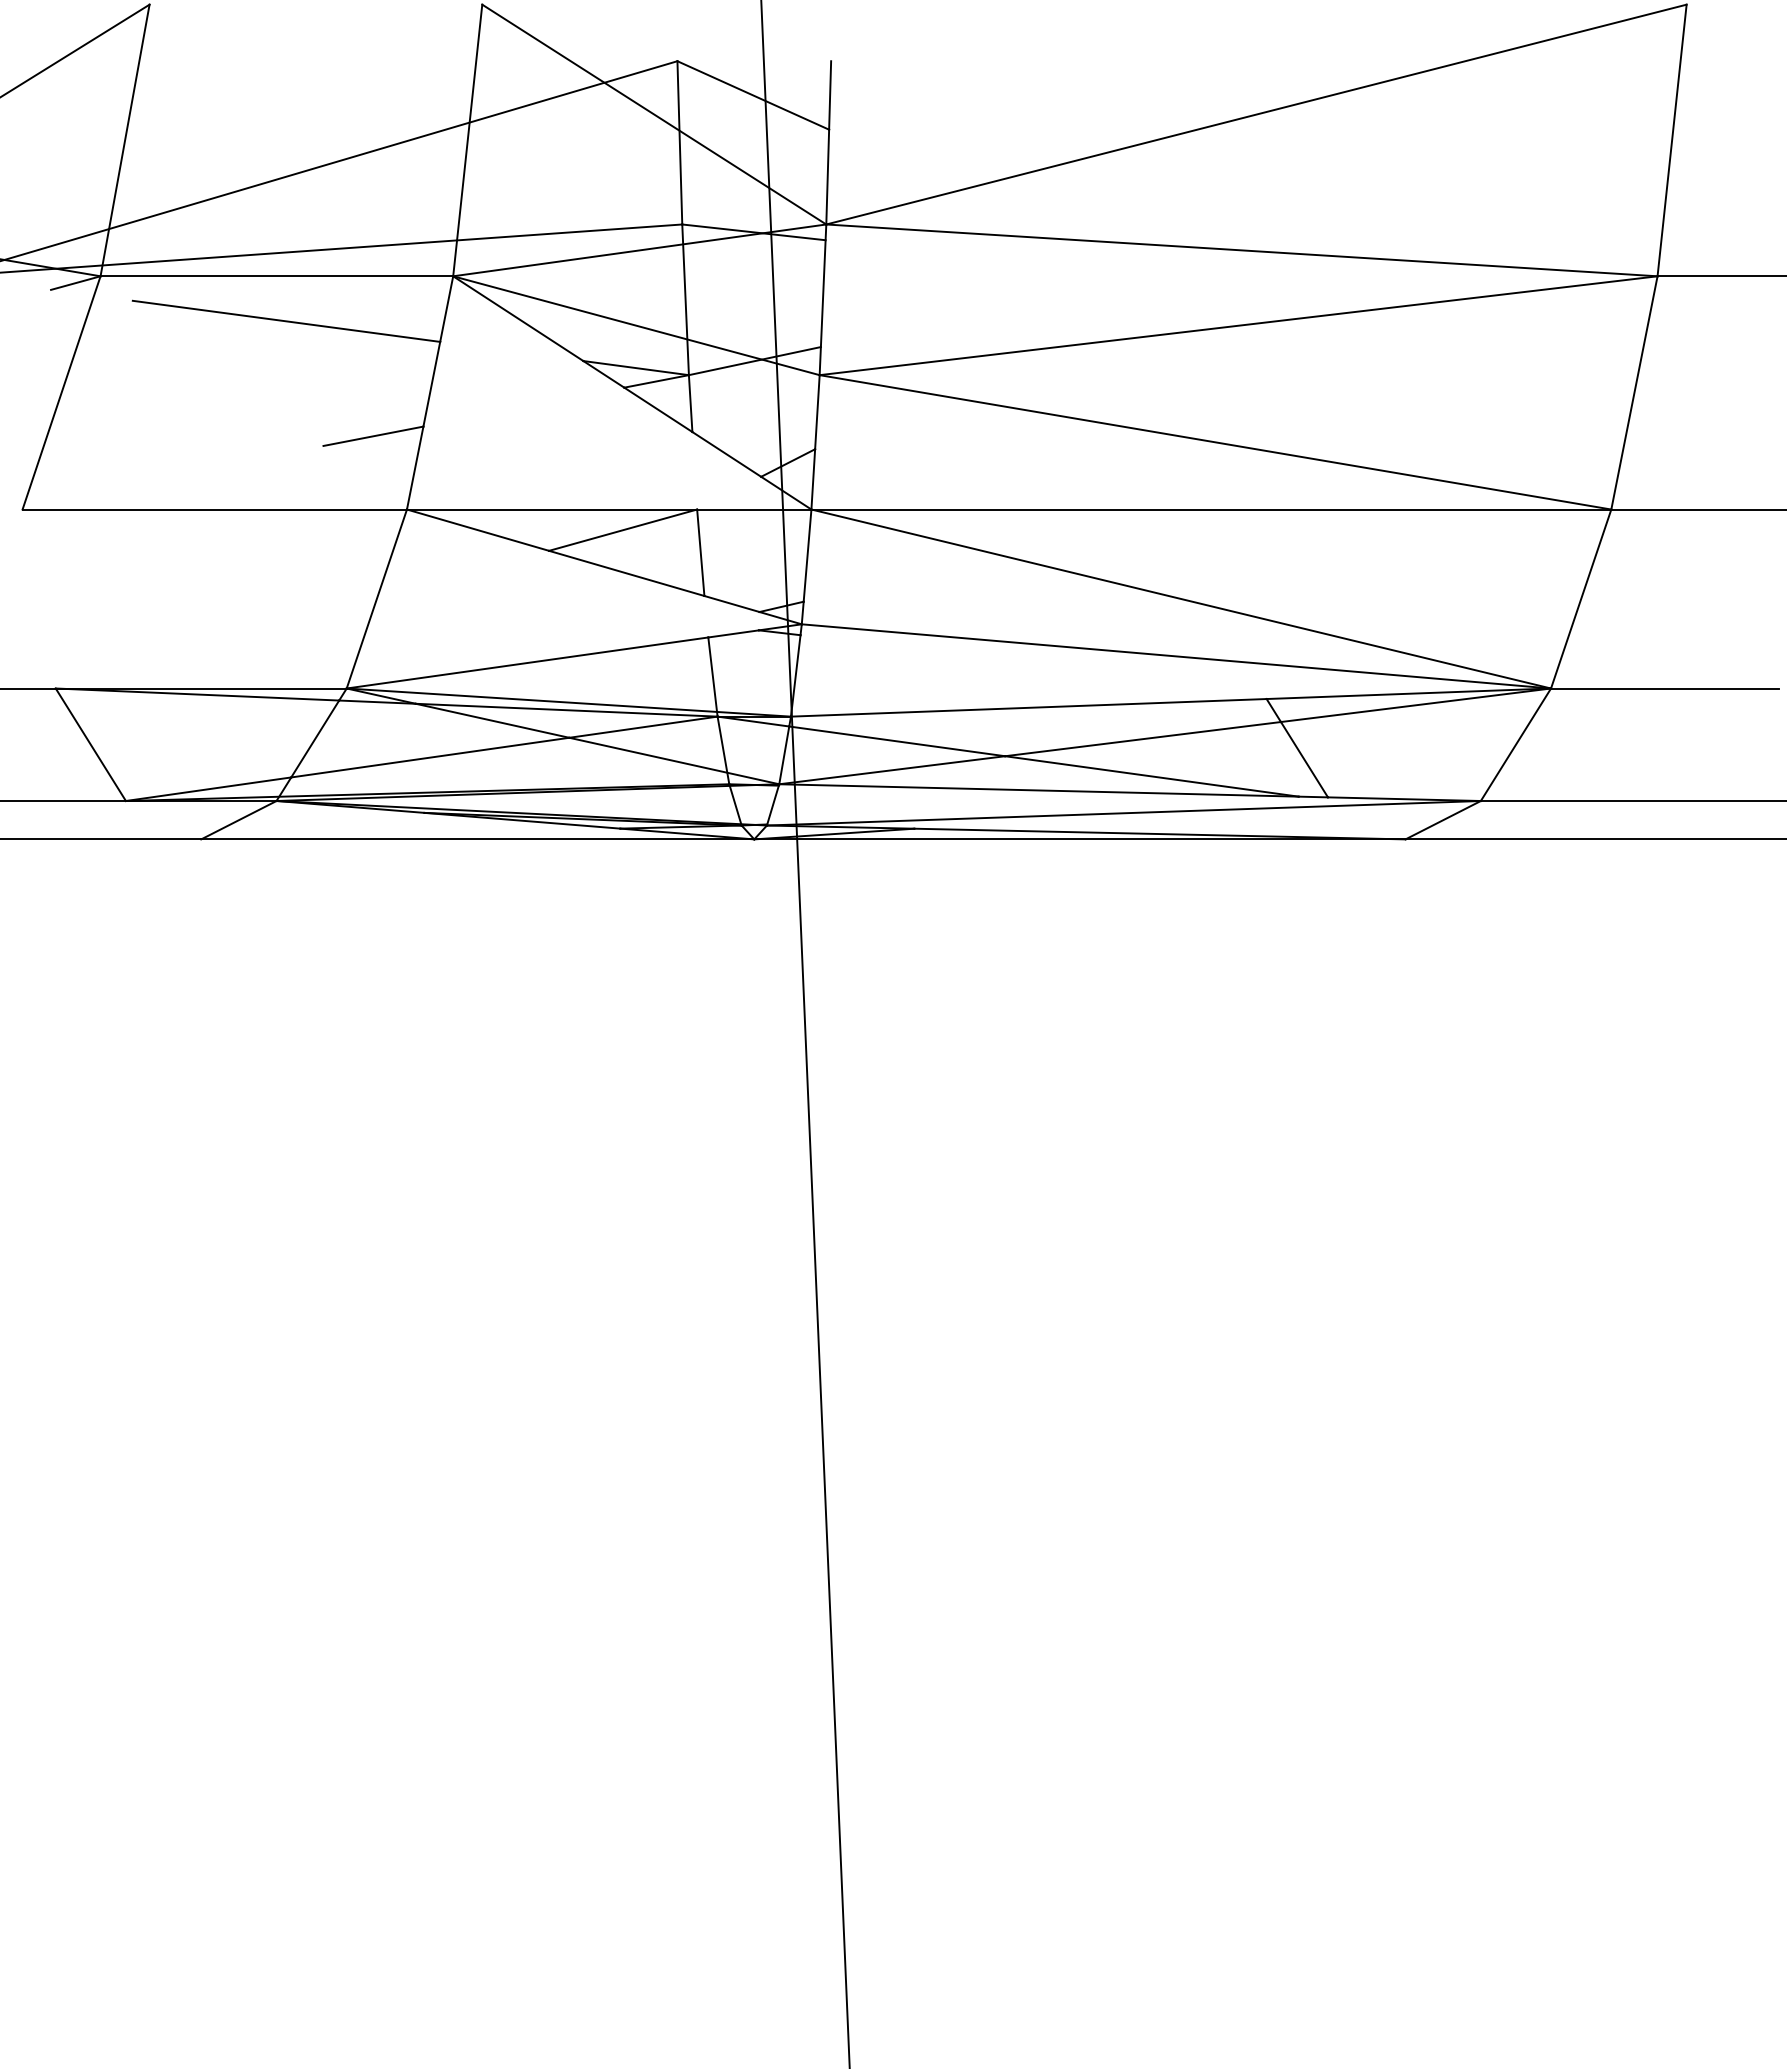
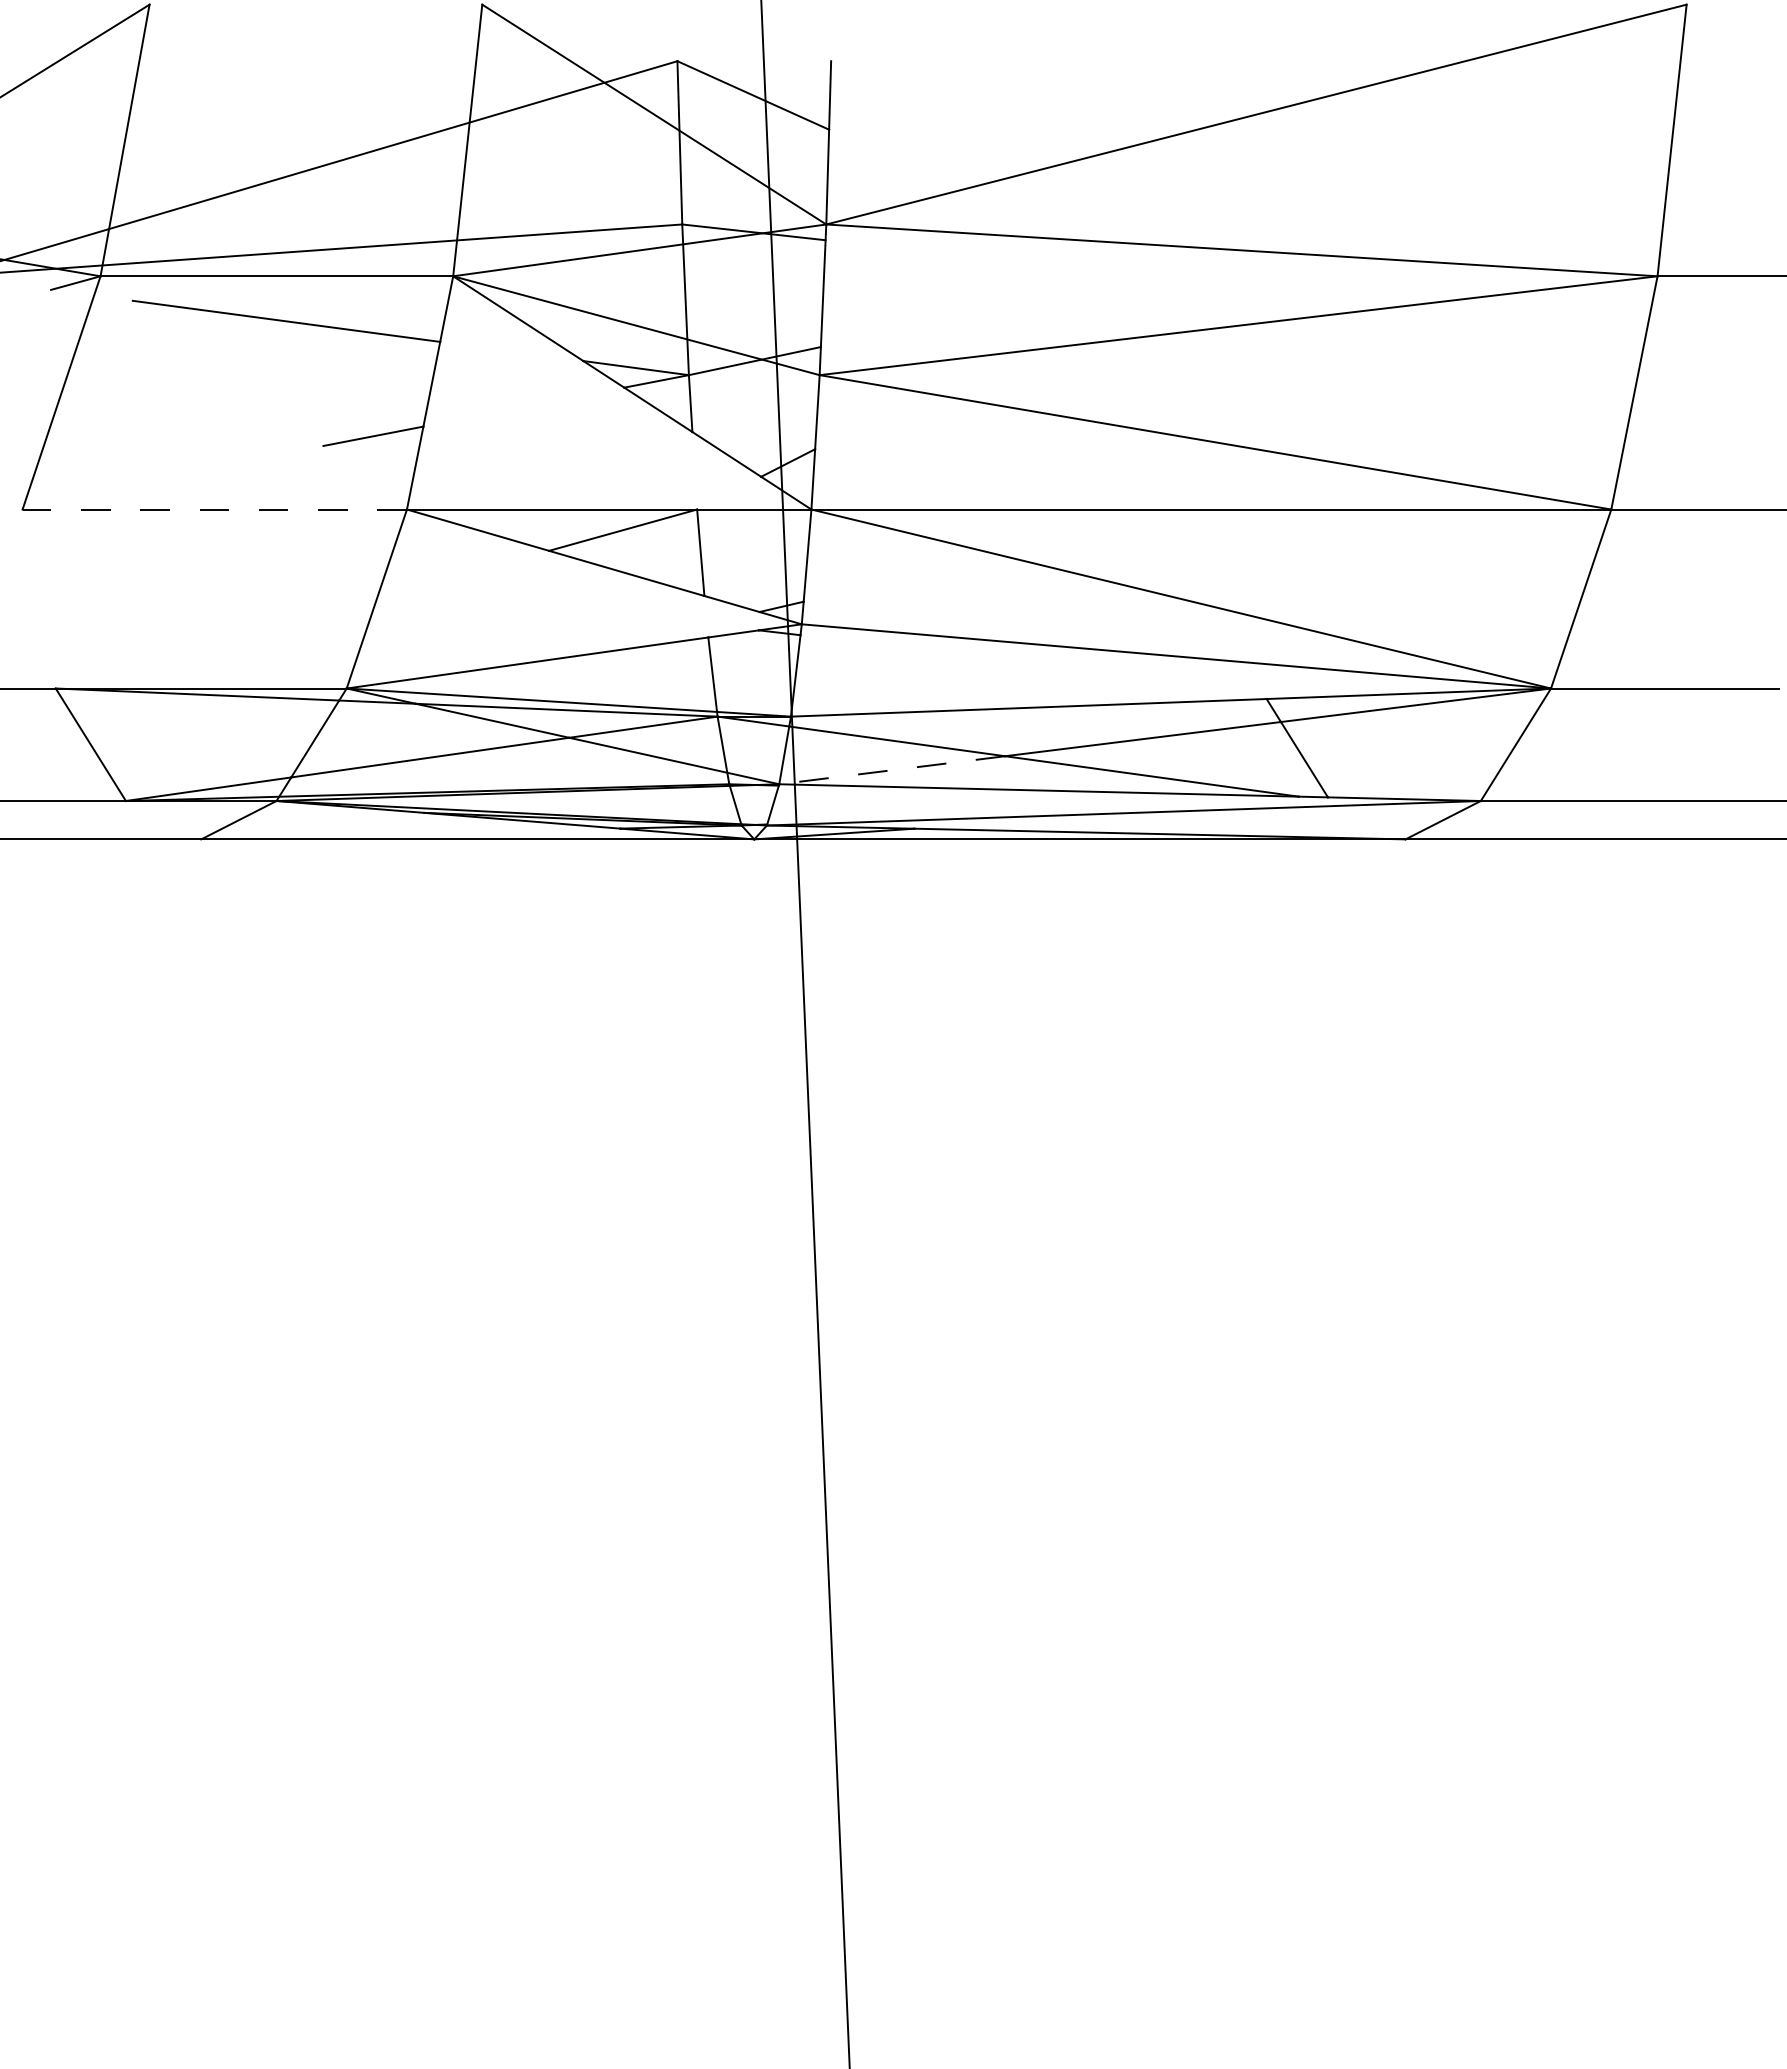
line: solid -> dashed (214, 509)
line: solid -> dashed (892, 770)
